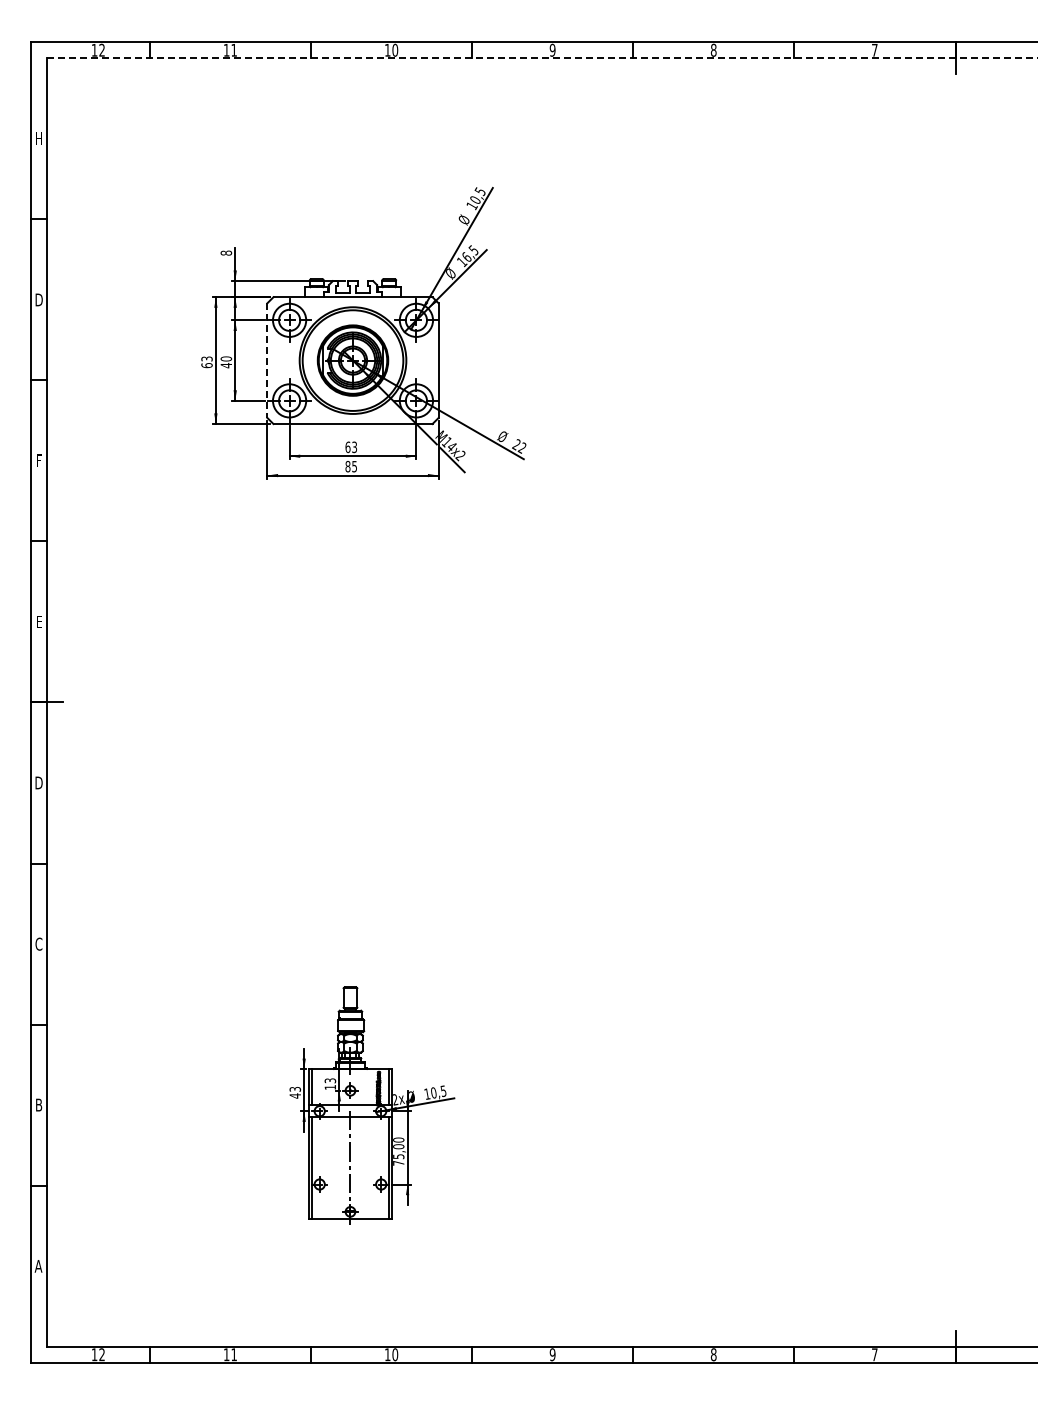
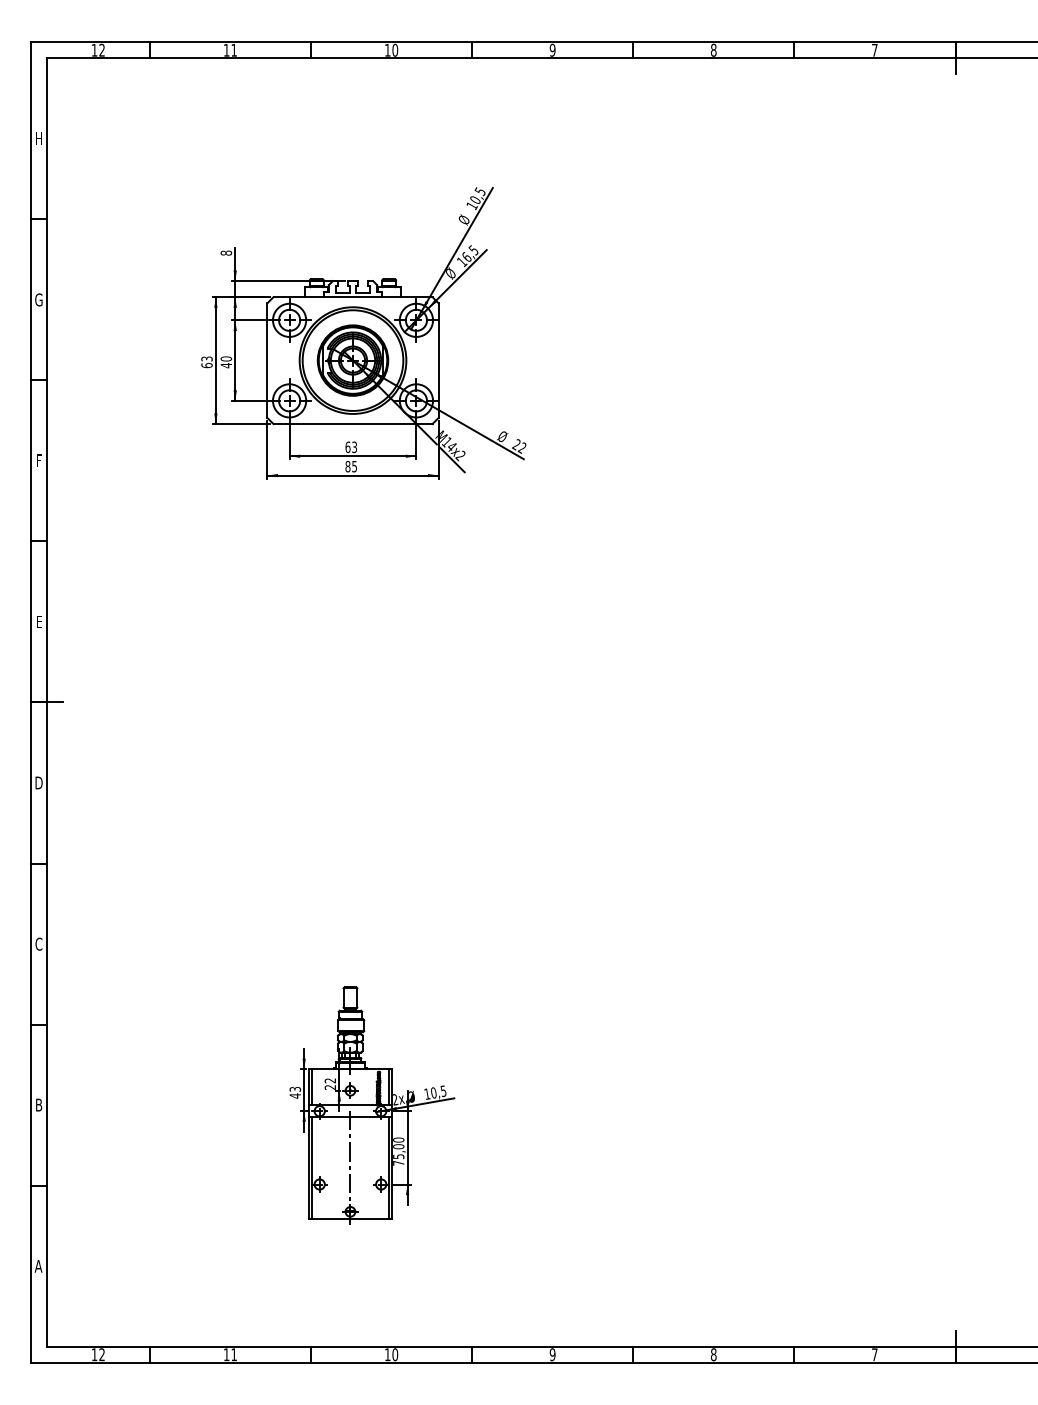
line: dashed -> solid (542, 58)
text: D -> G (38, 299)
line: dashed -> solid (267, 361)
text: 13 -> 22 (330, 1083)
